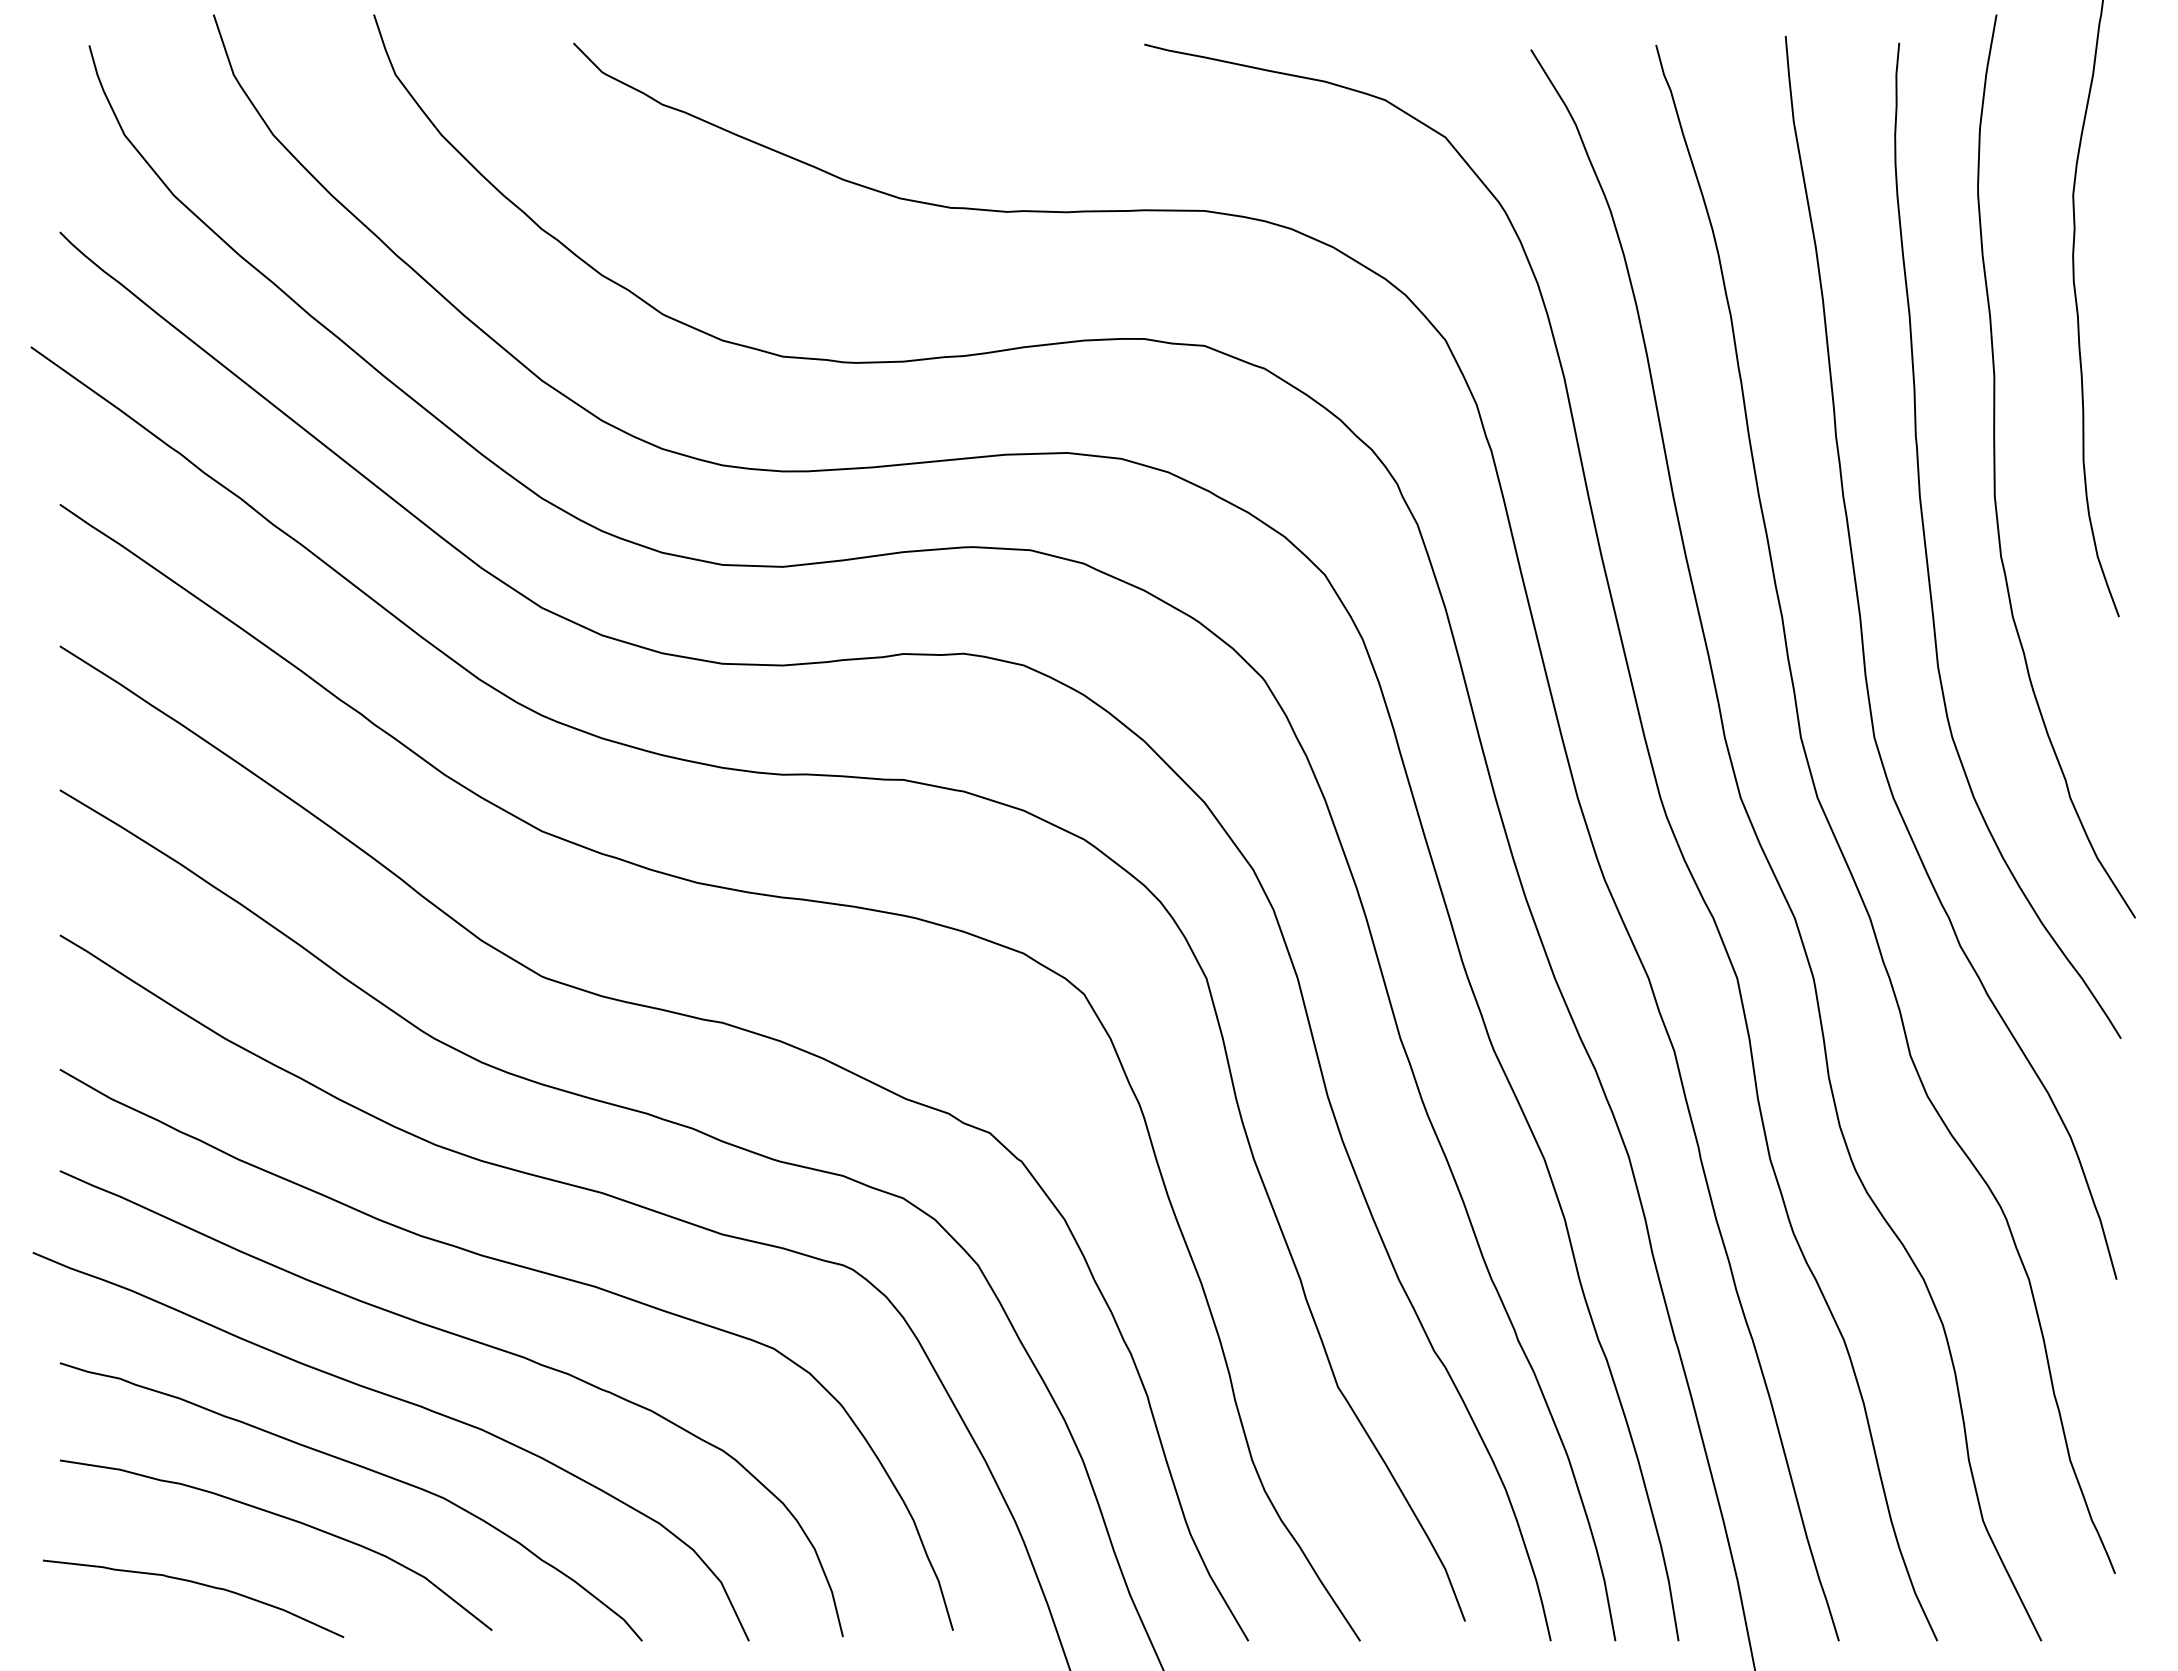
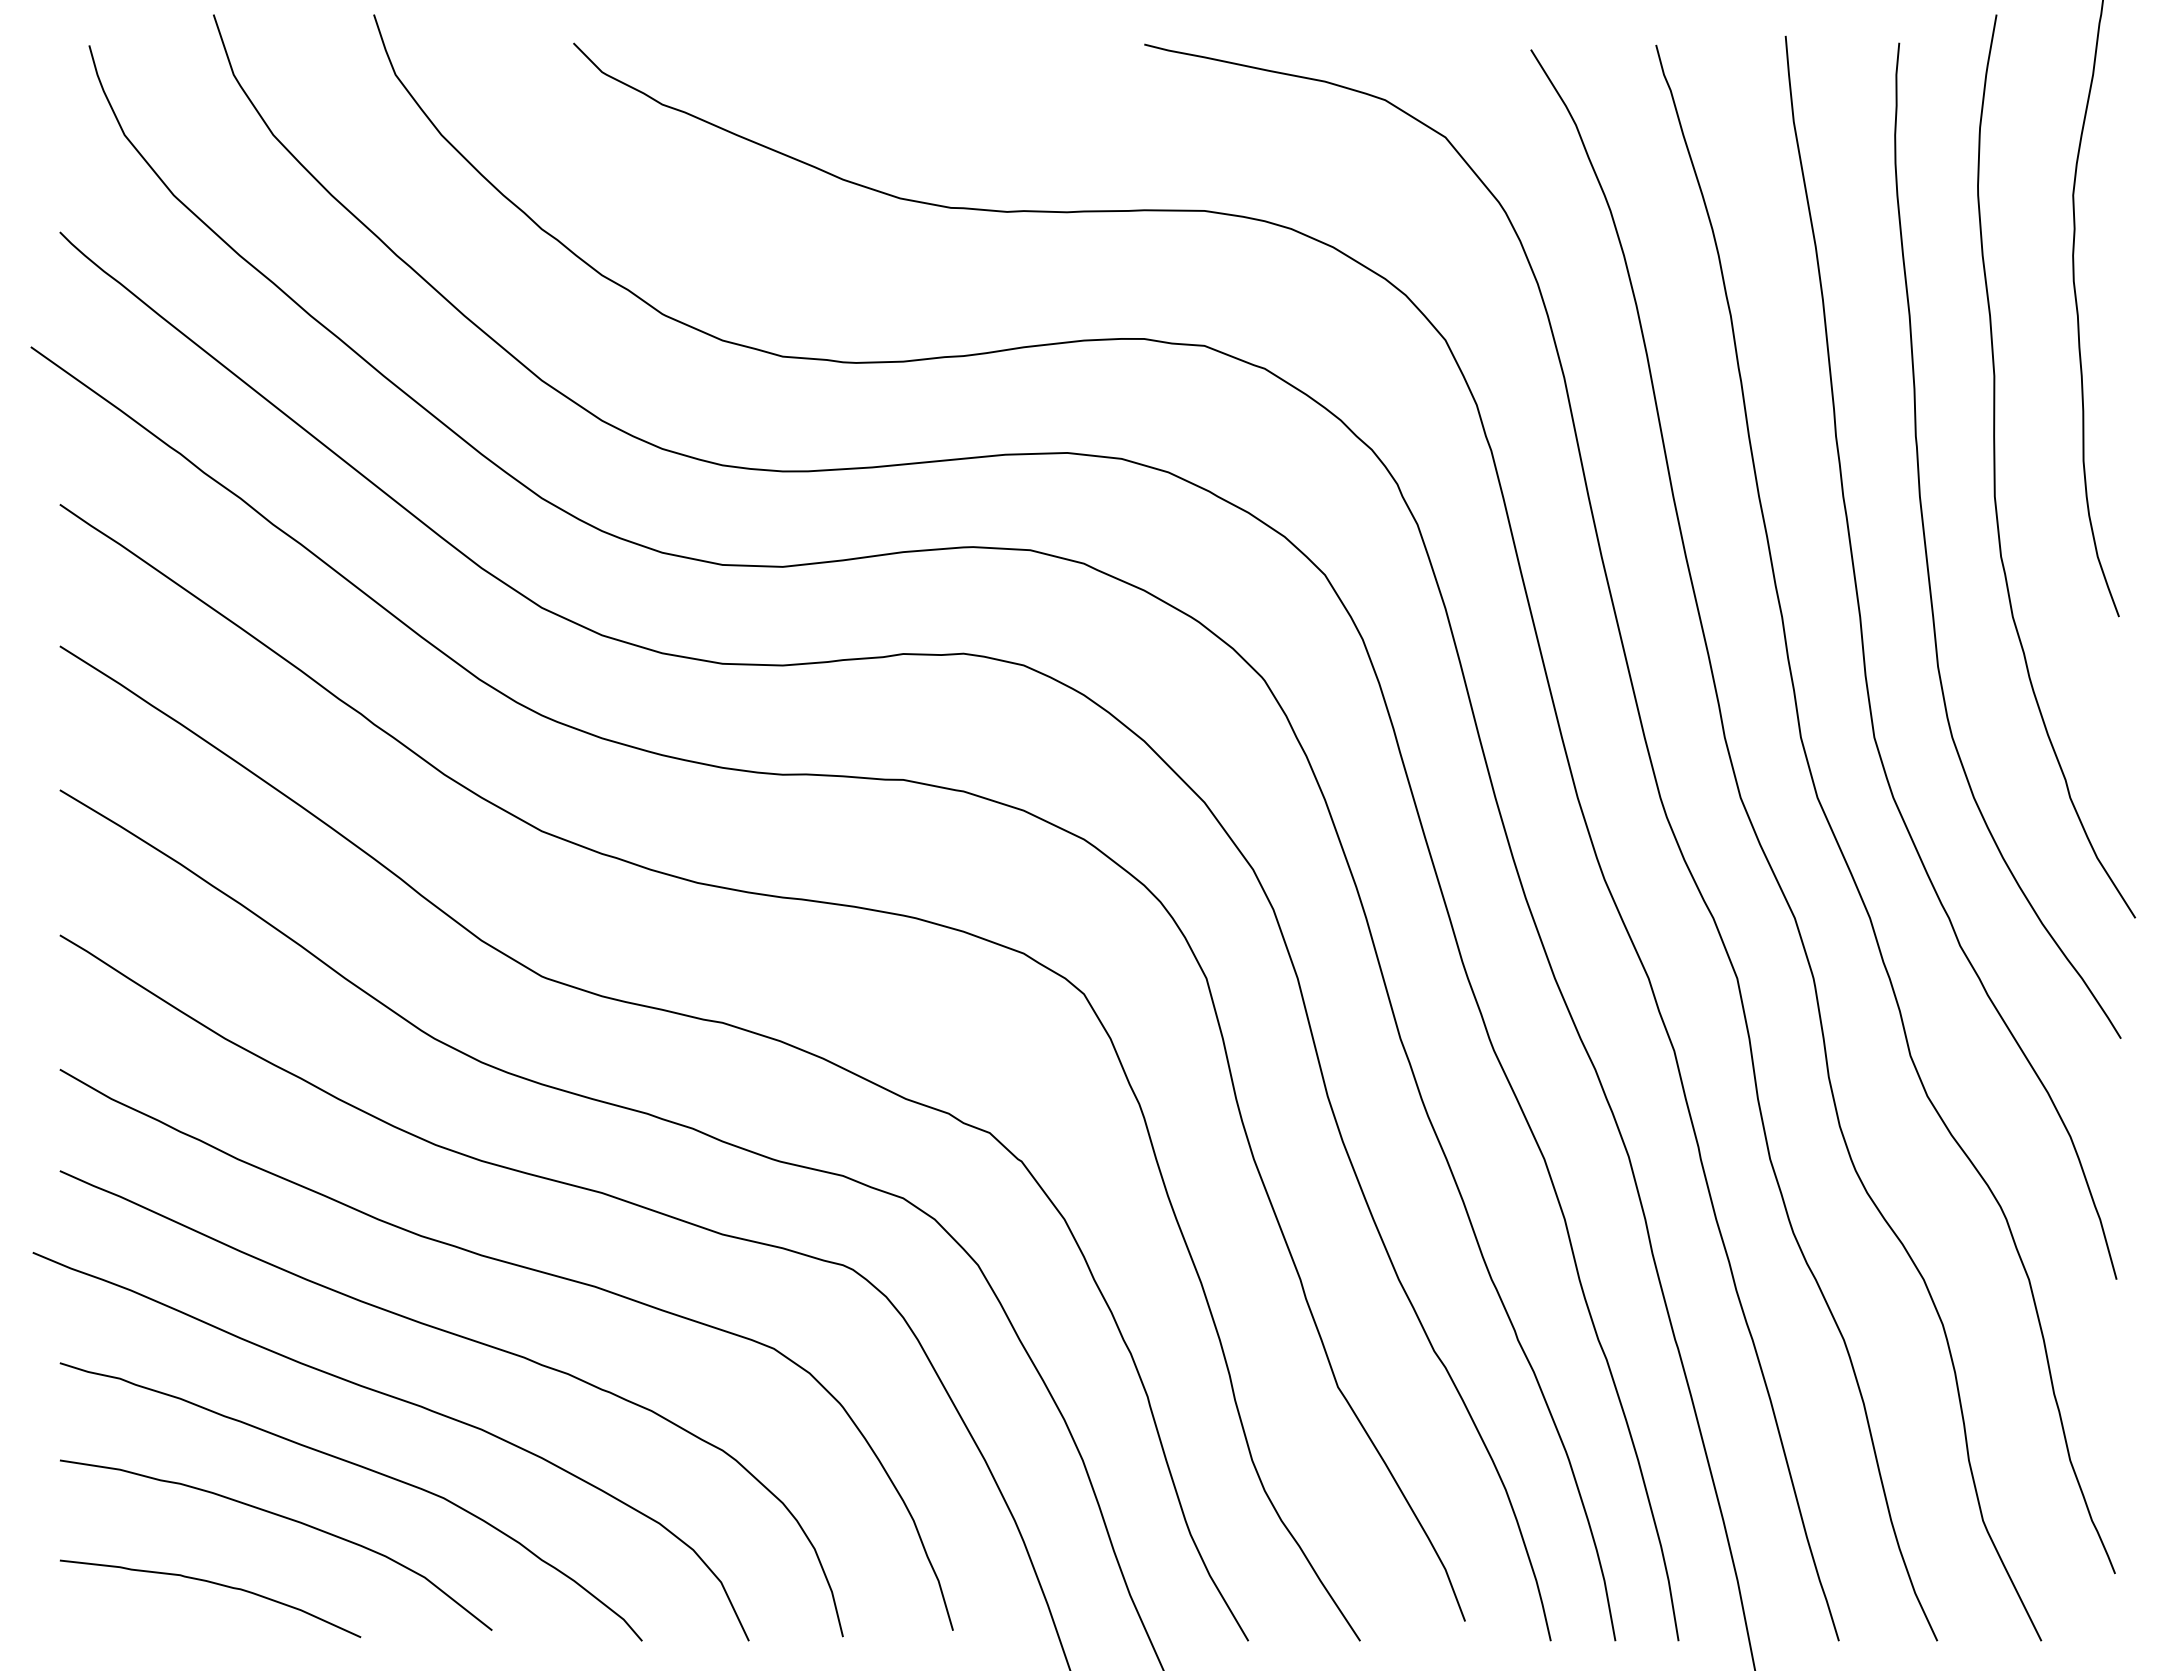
curve position: (198, 1584) -> (215, 1584) (215, 1584)
